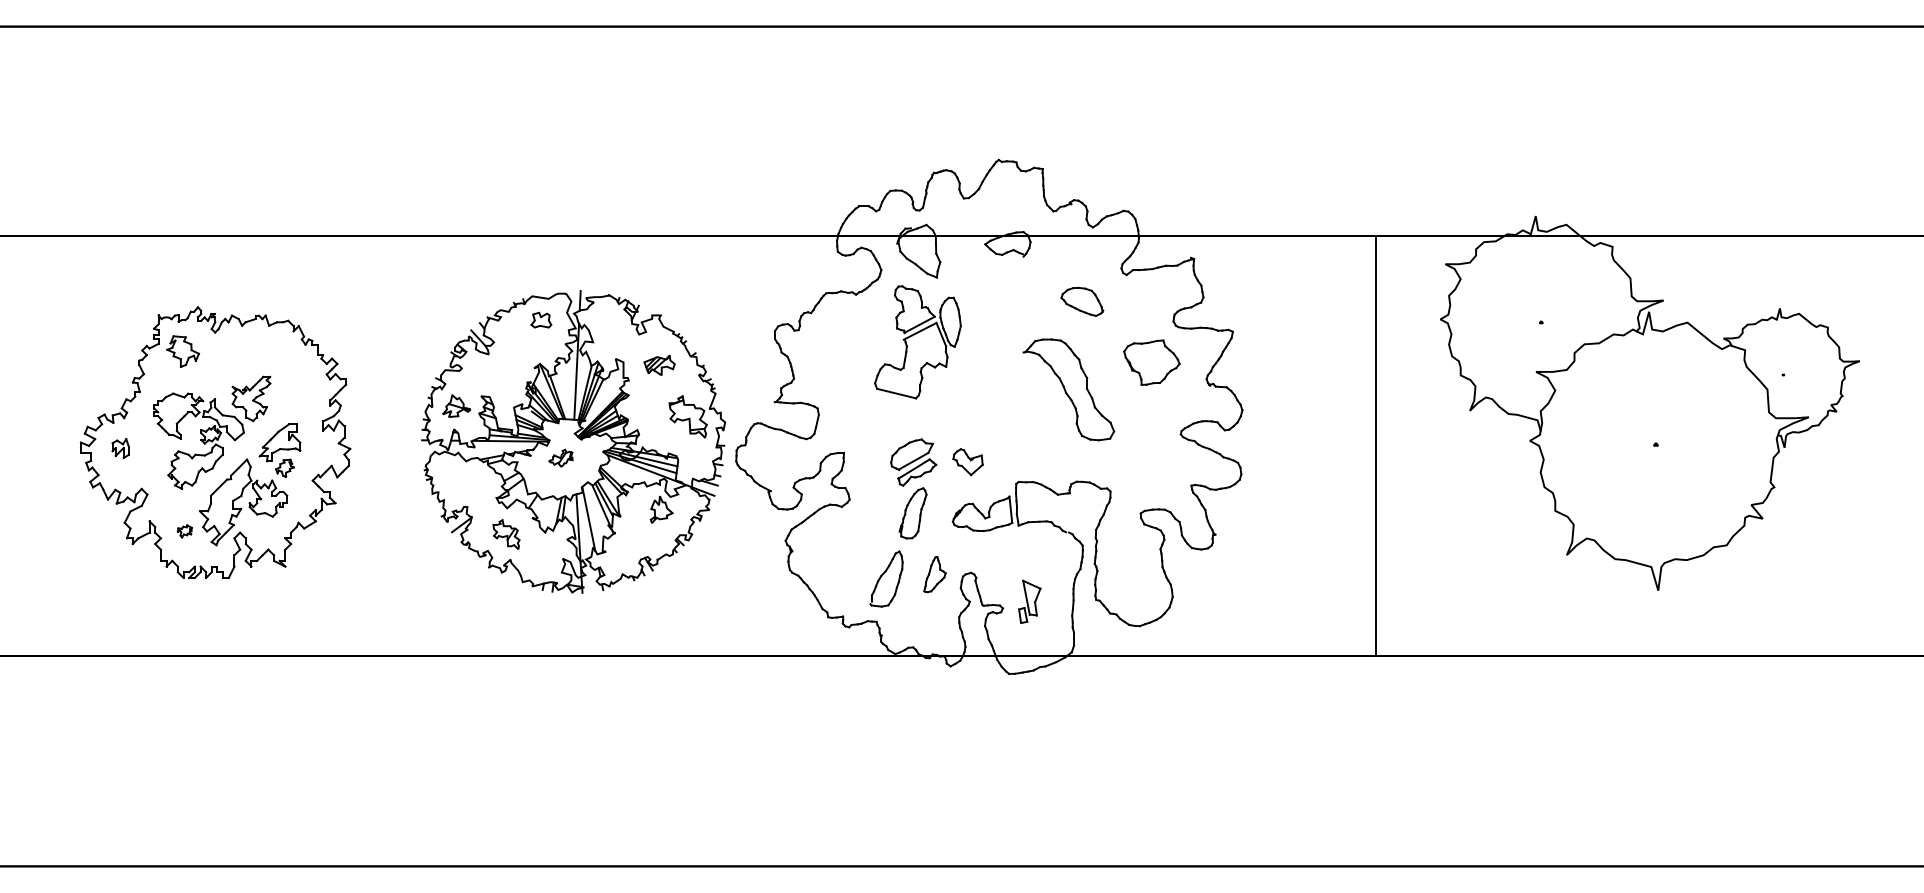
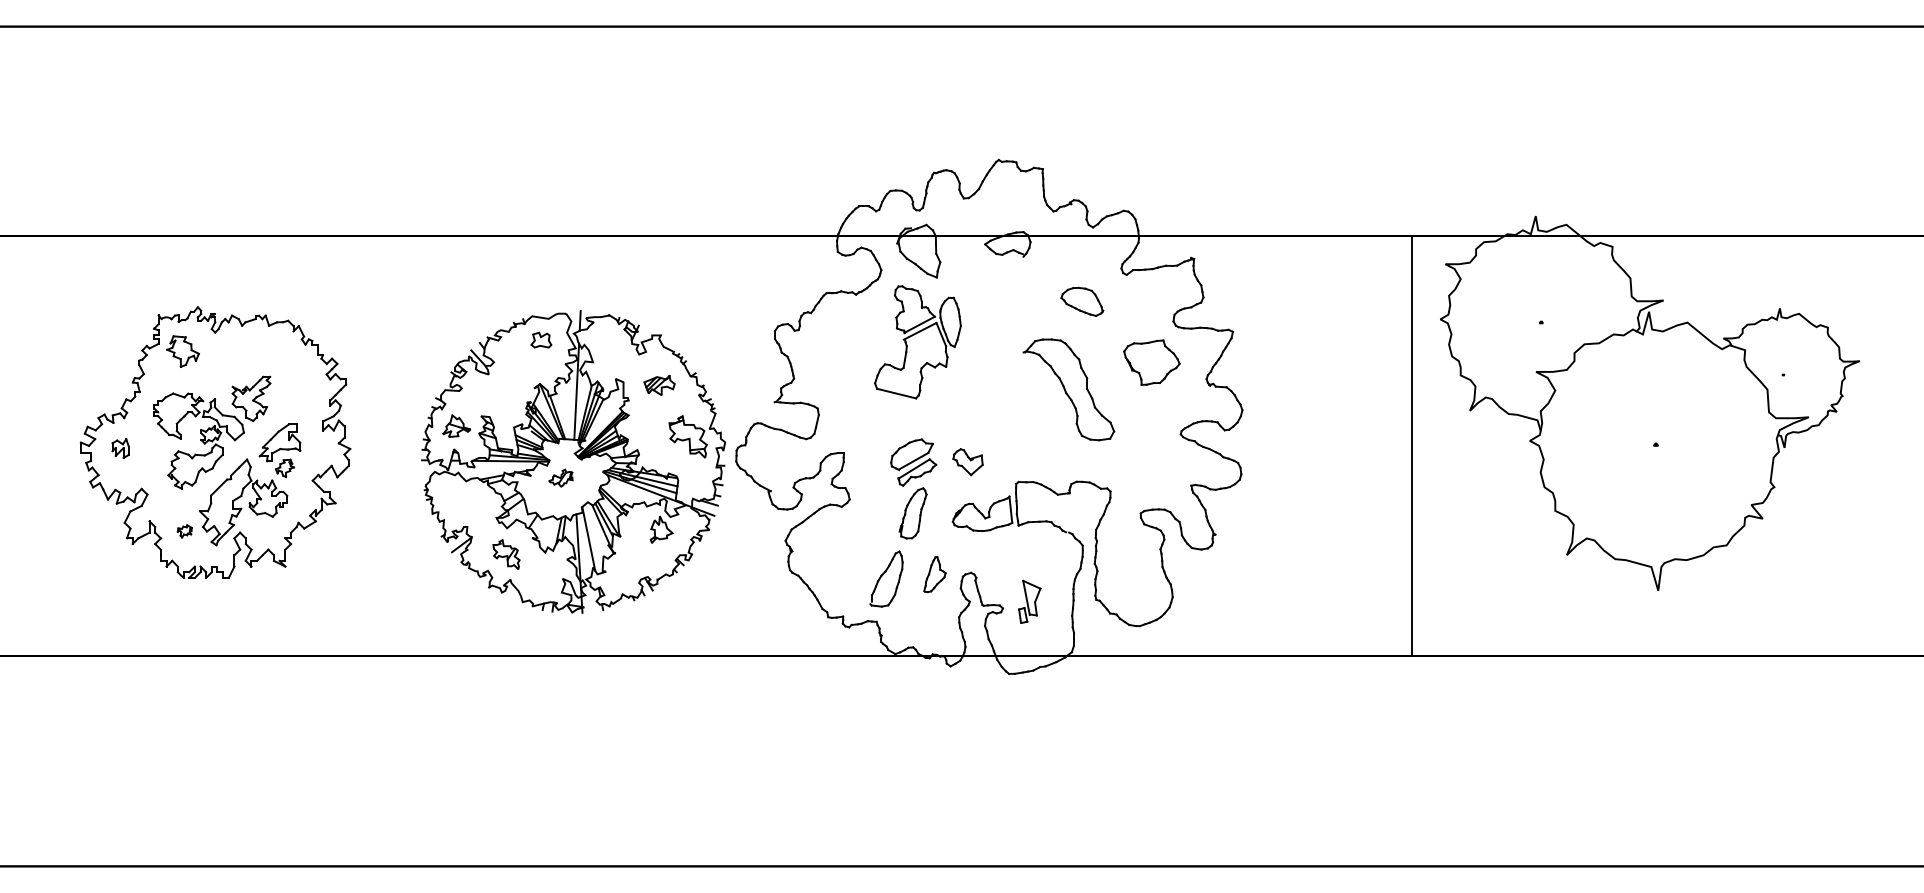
part position: (573, 441) -> (573, 461) (573, 461)
line position: (1375, 445) -> (1411, 445) (1411, 445)
